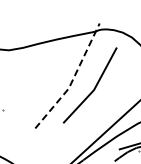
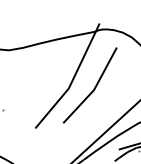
line: dashed -> solid (73, 79)
